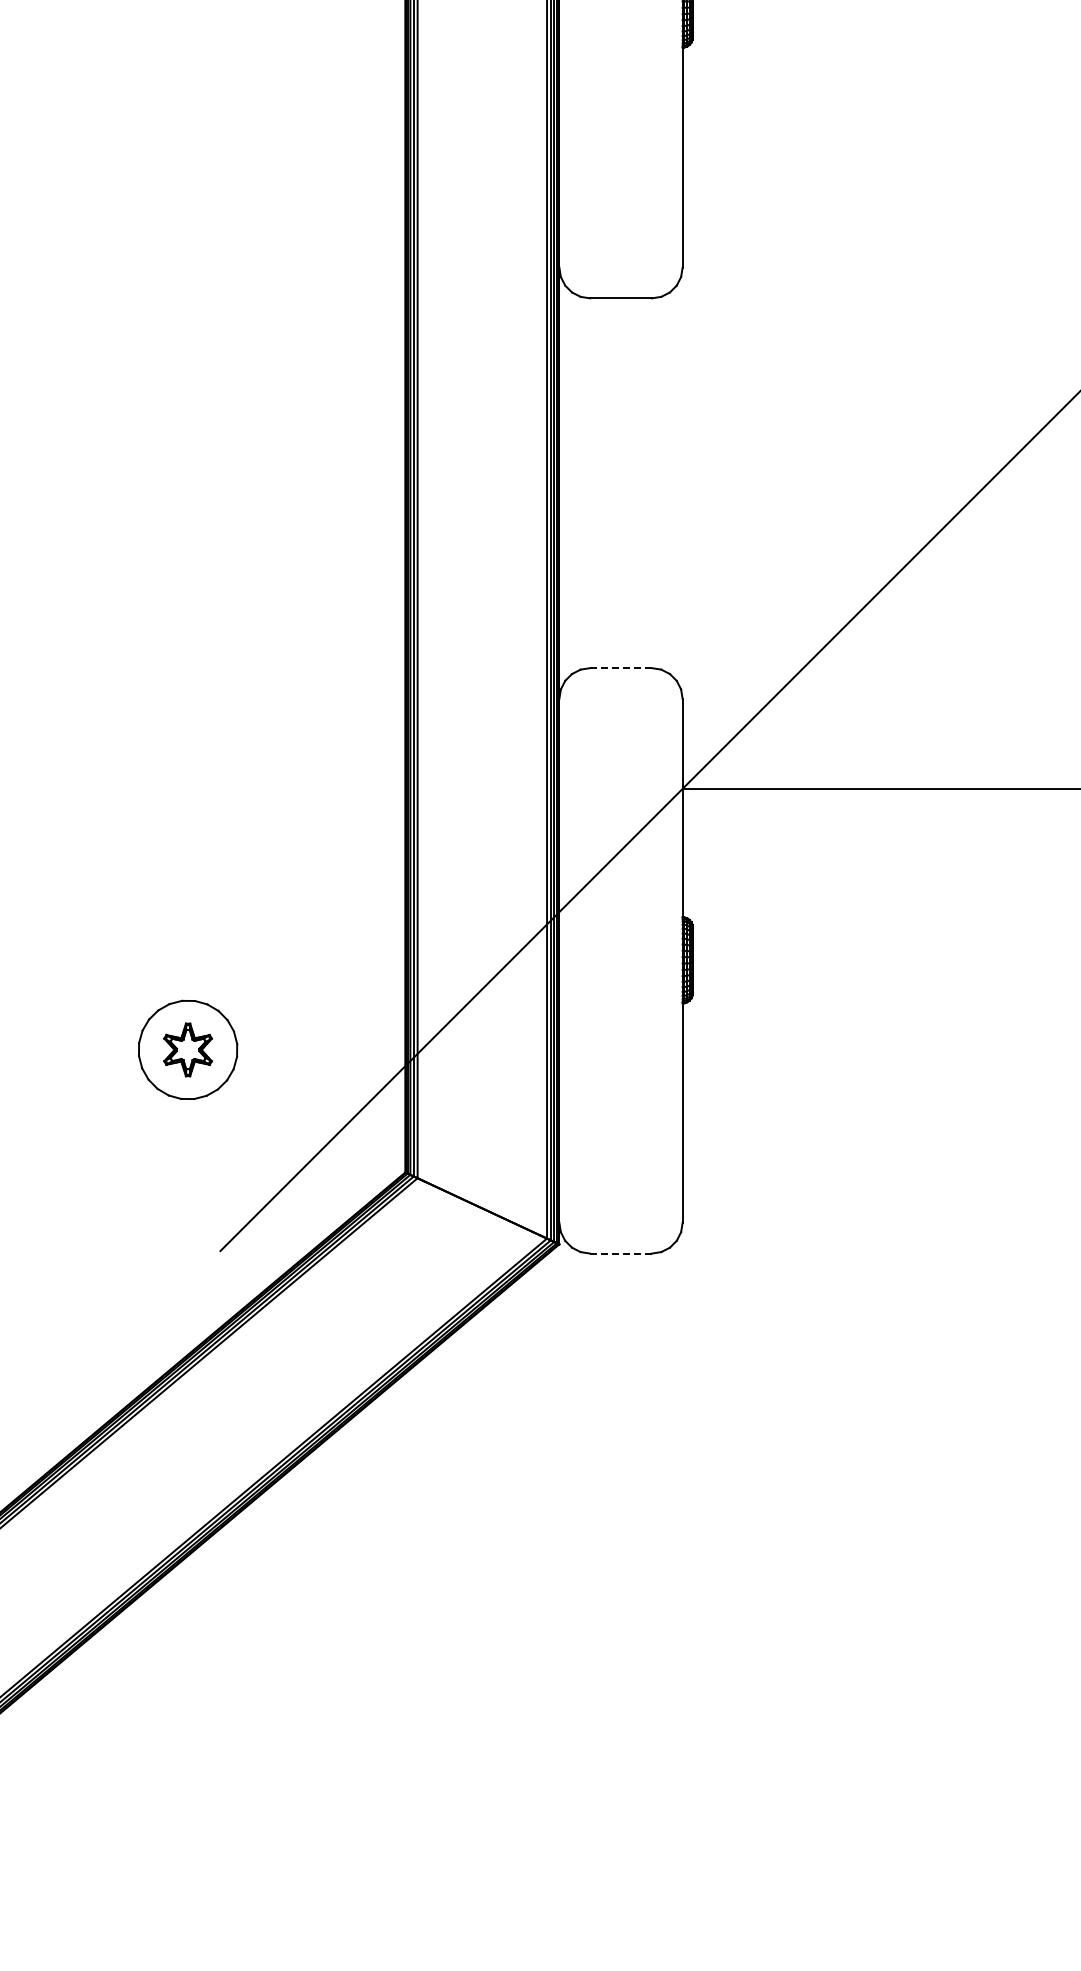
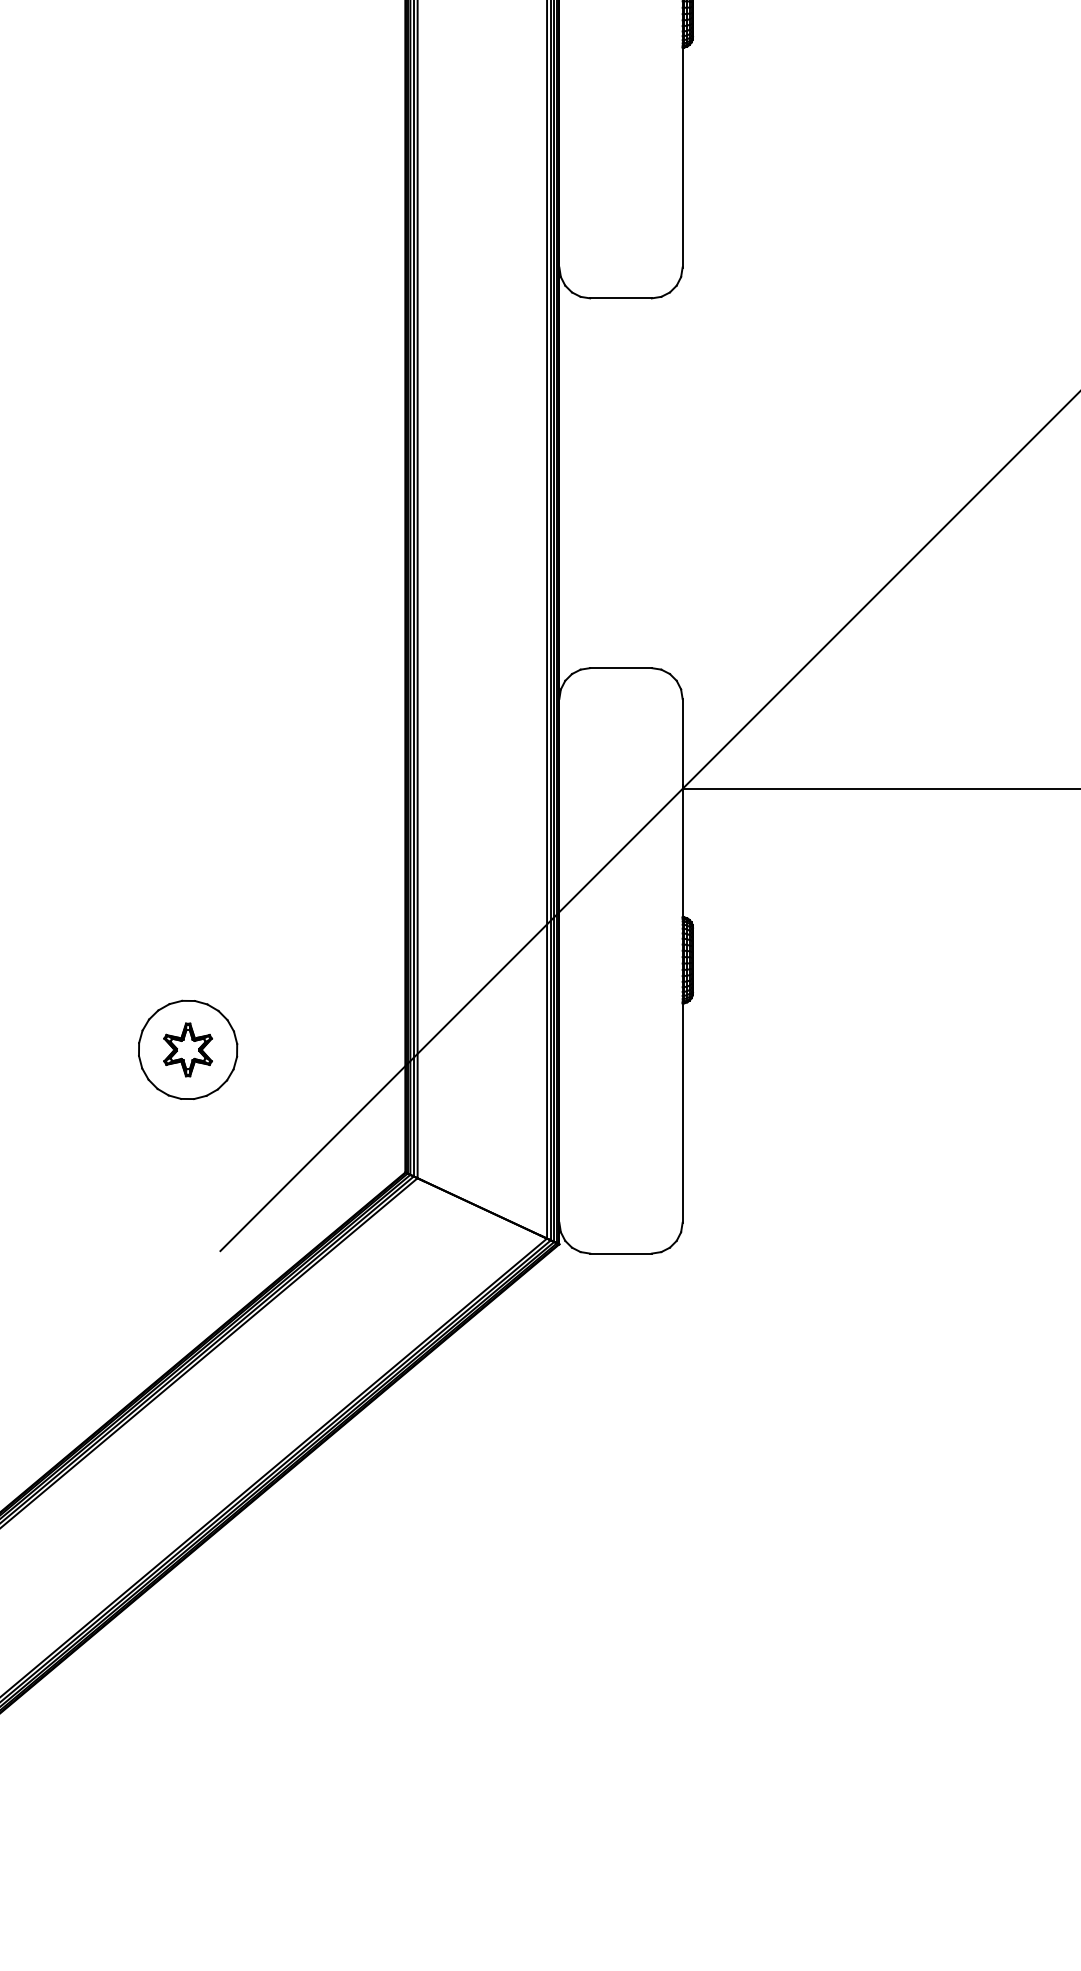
line: dashed -> solid (621, 668)
line: dashed -> solid (621, 1253)
